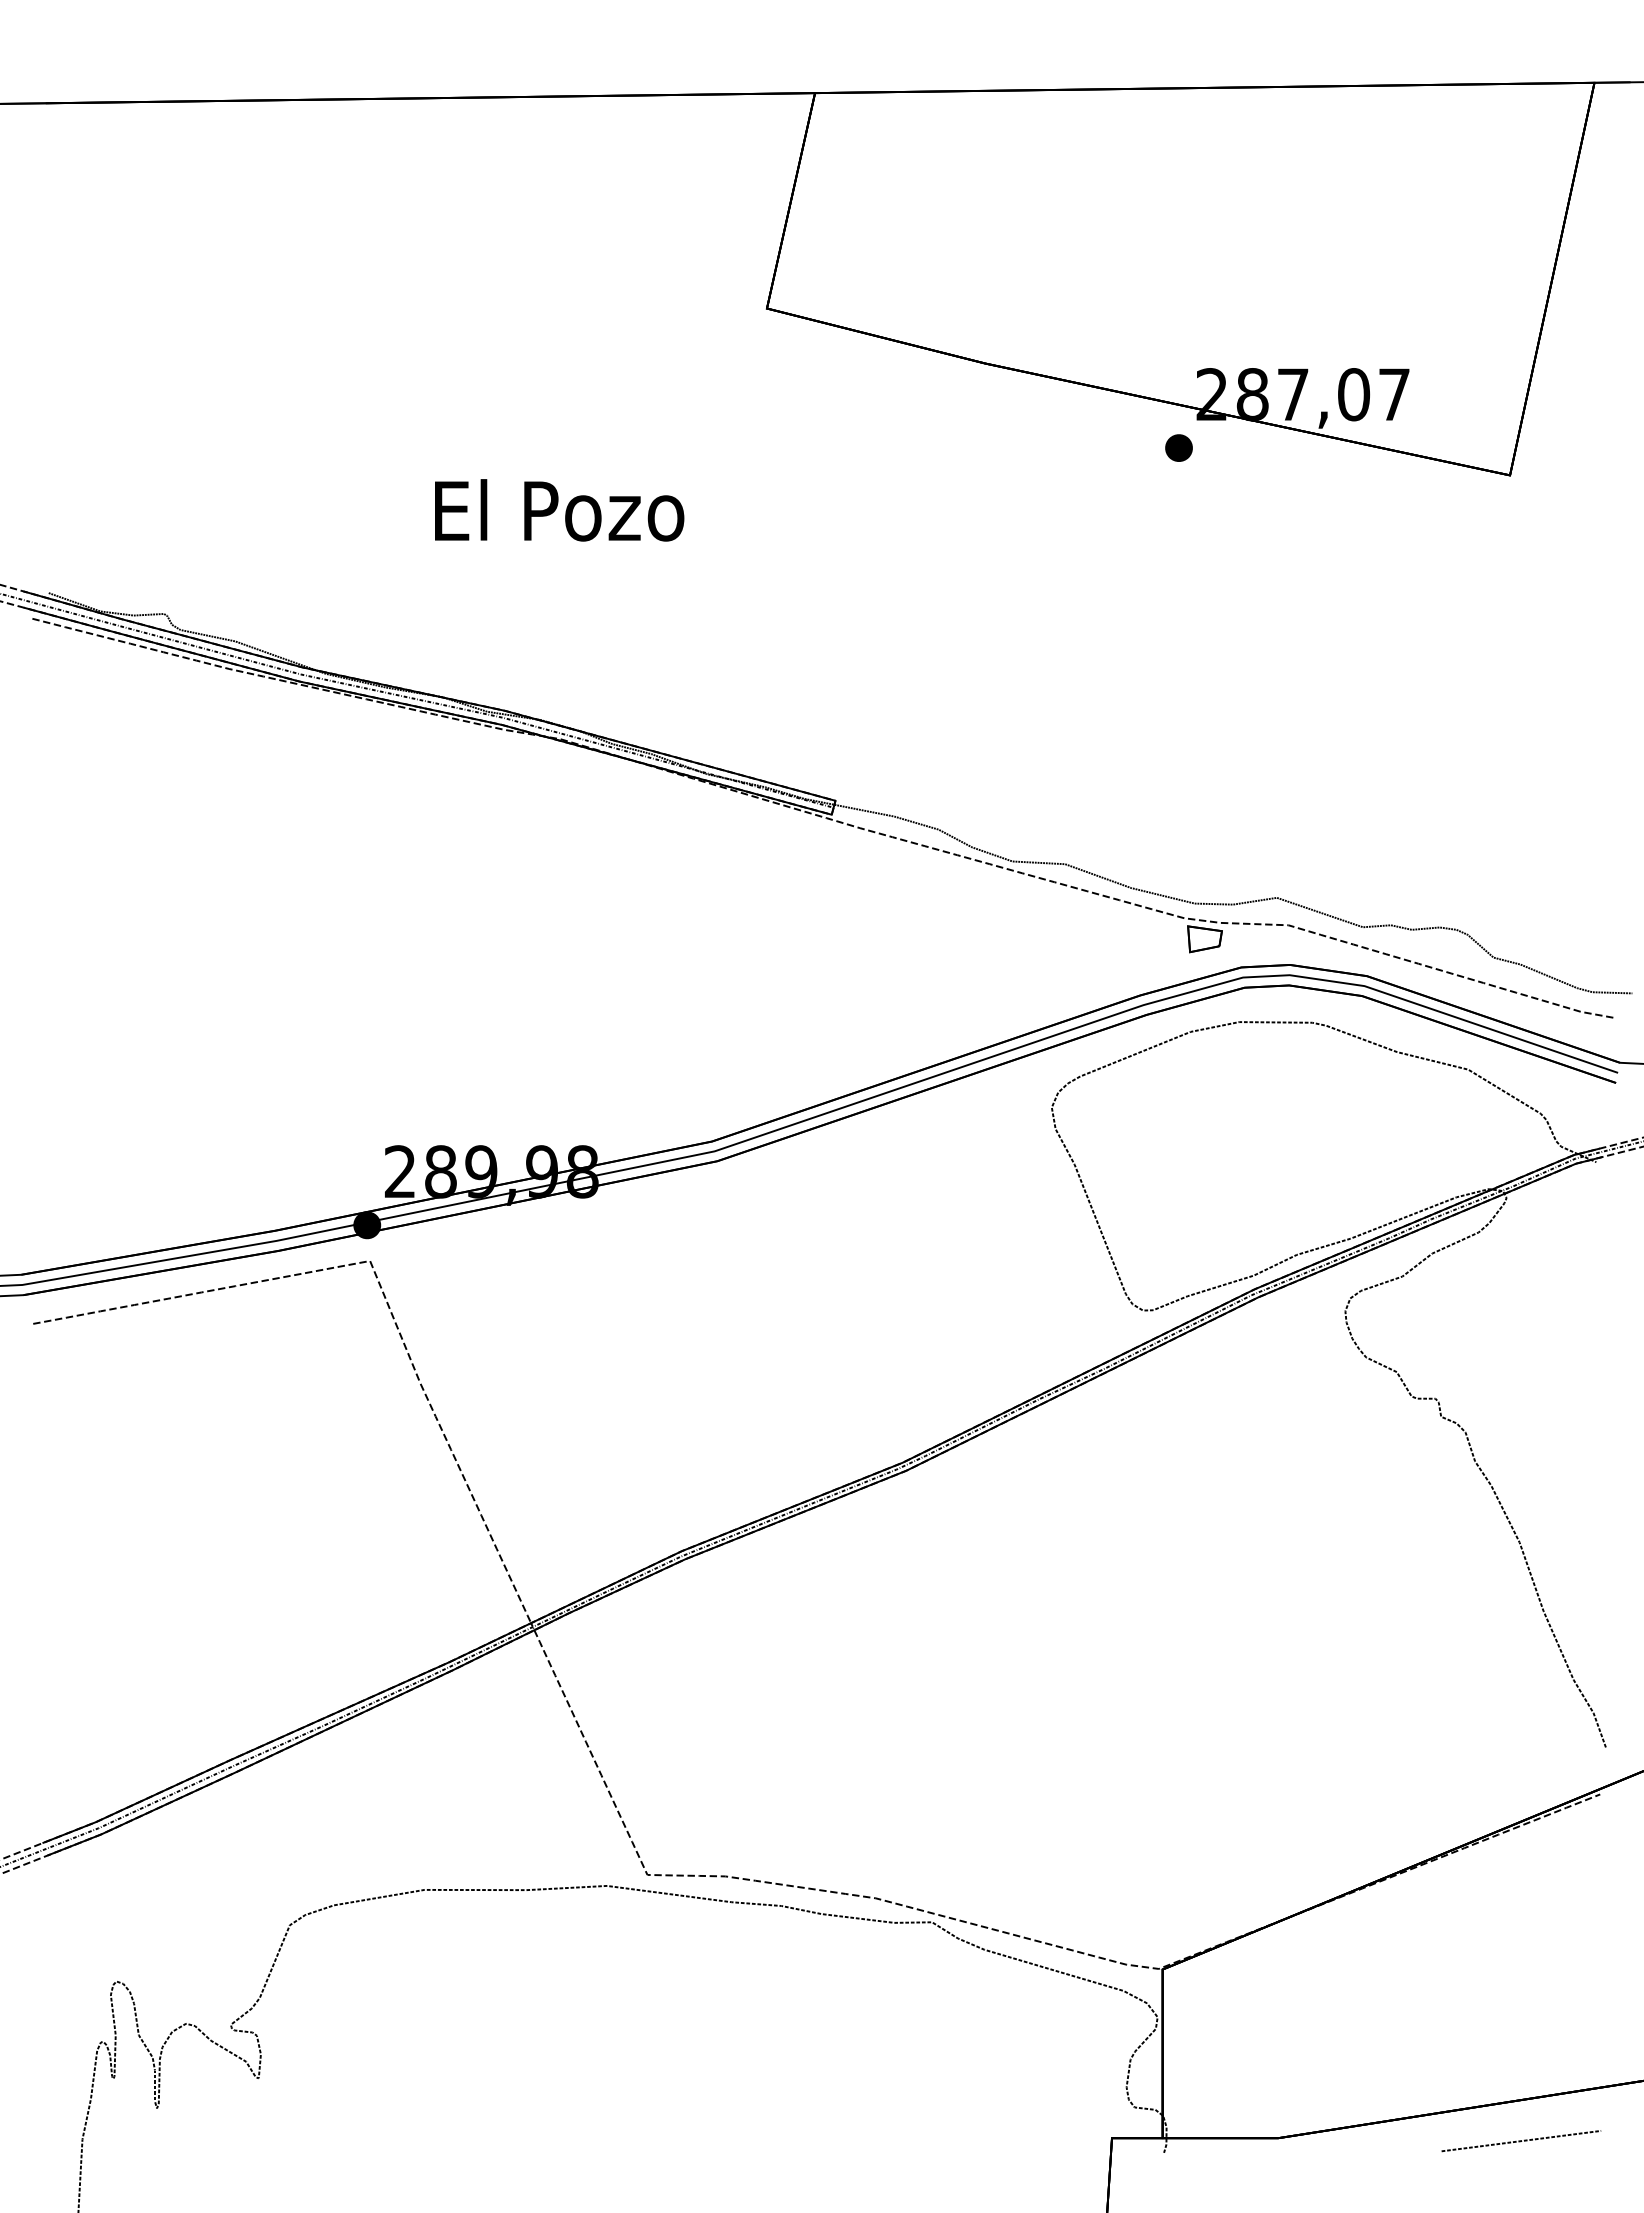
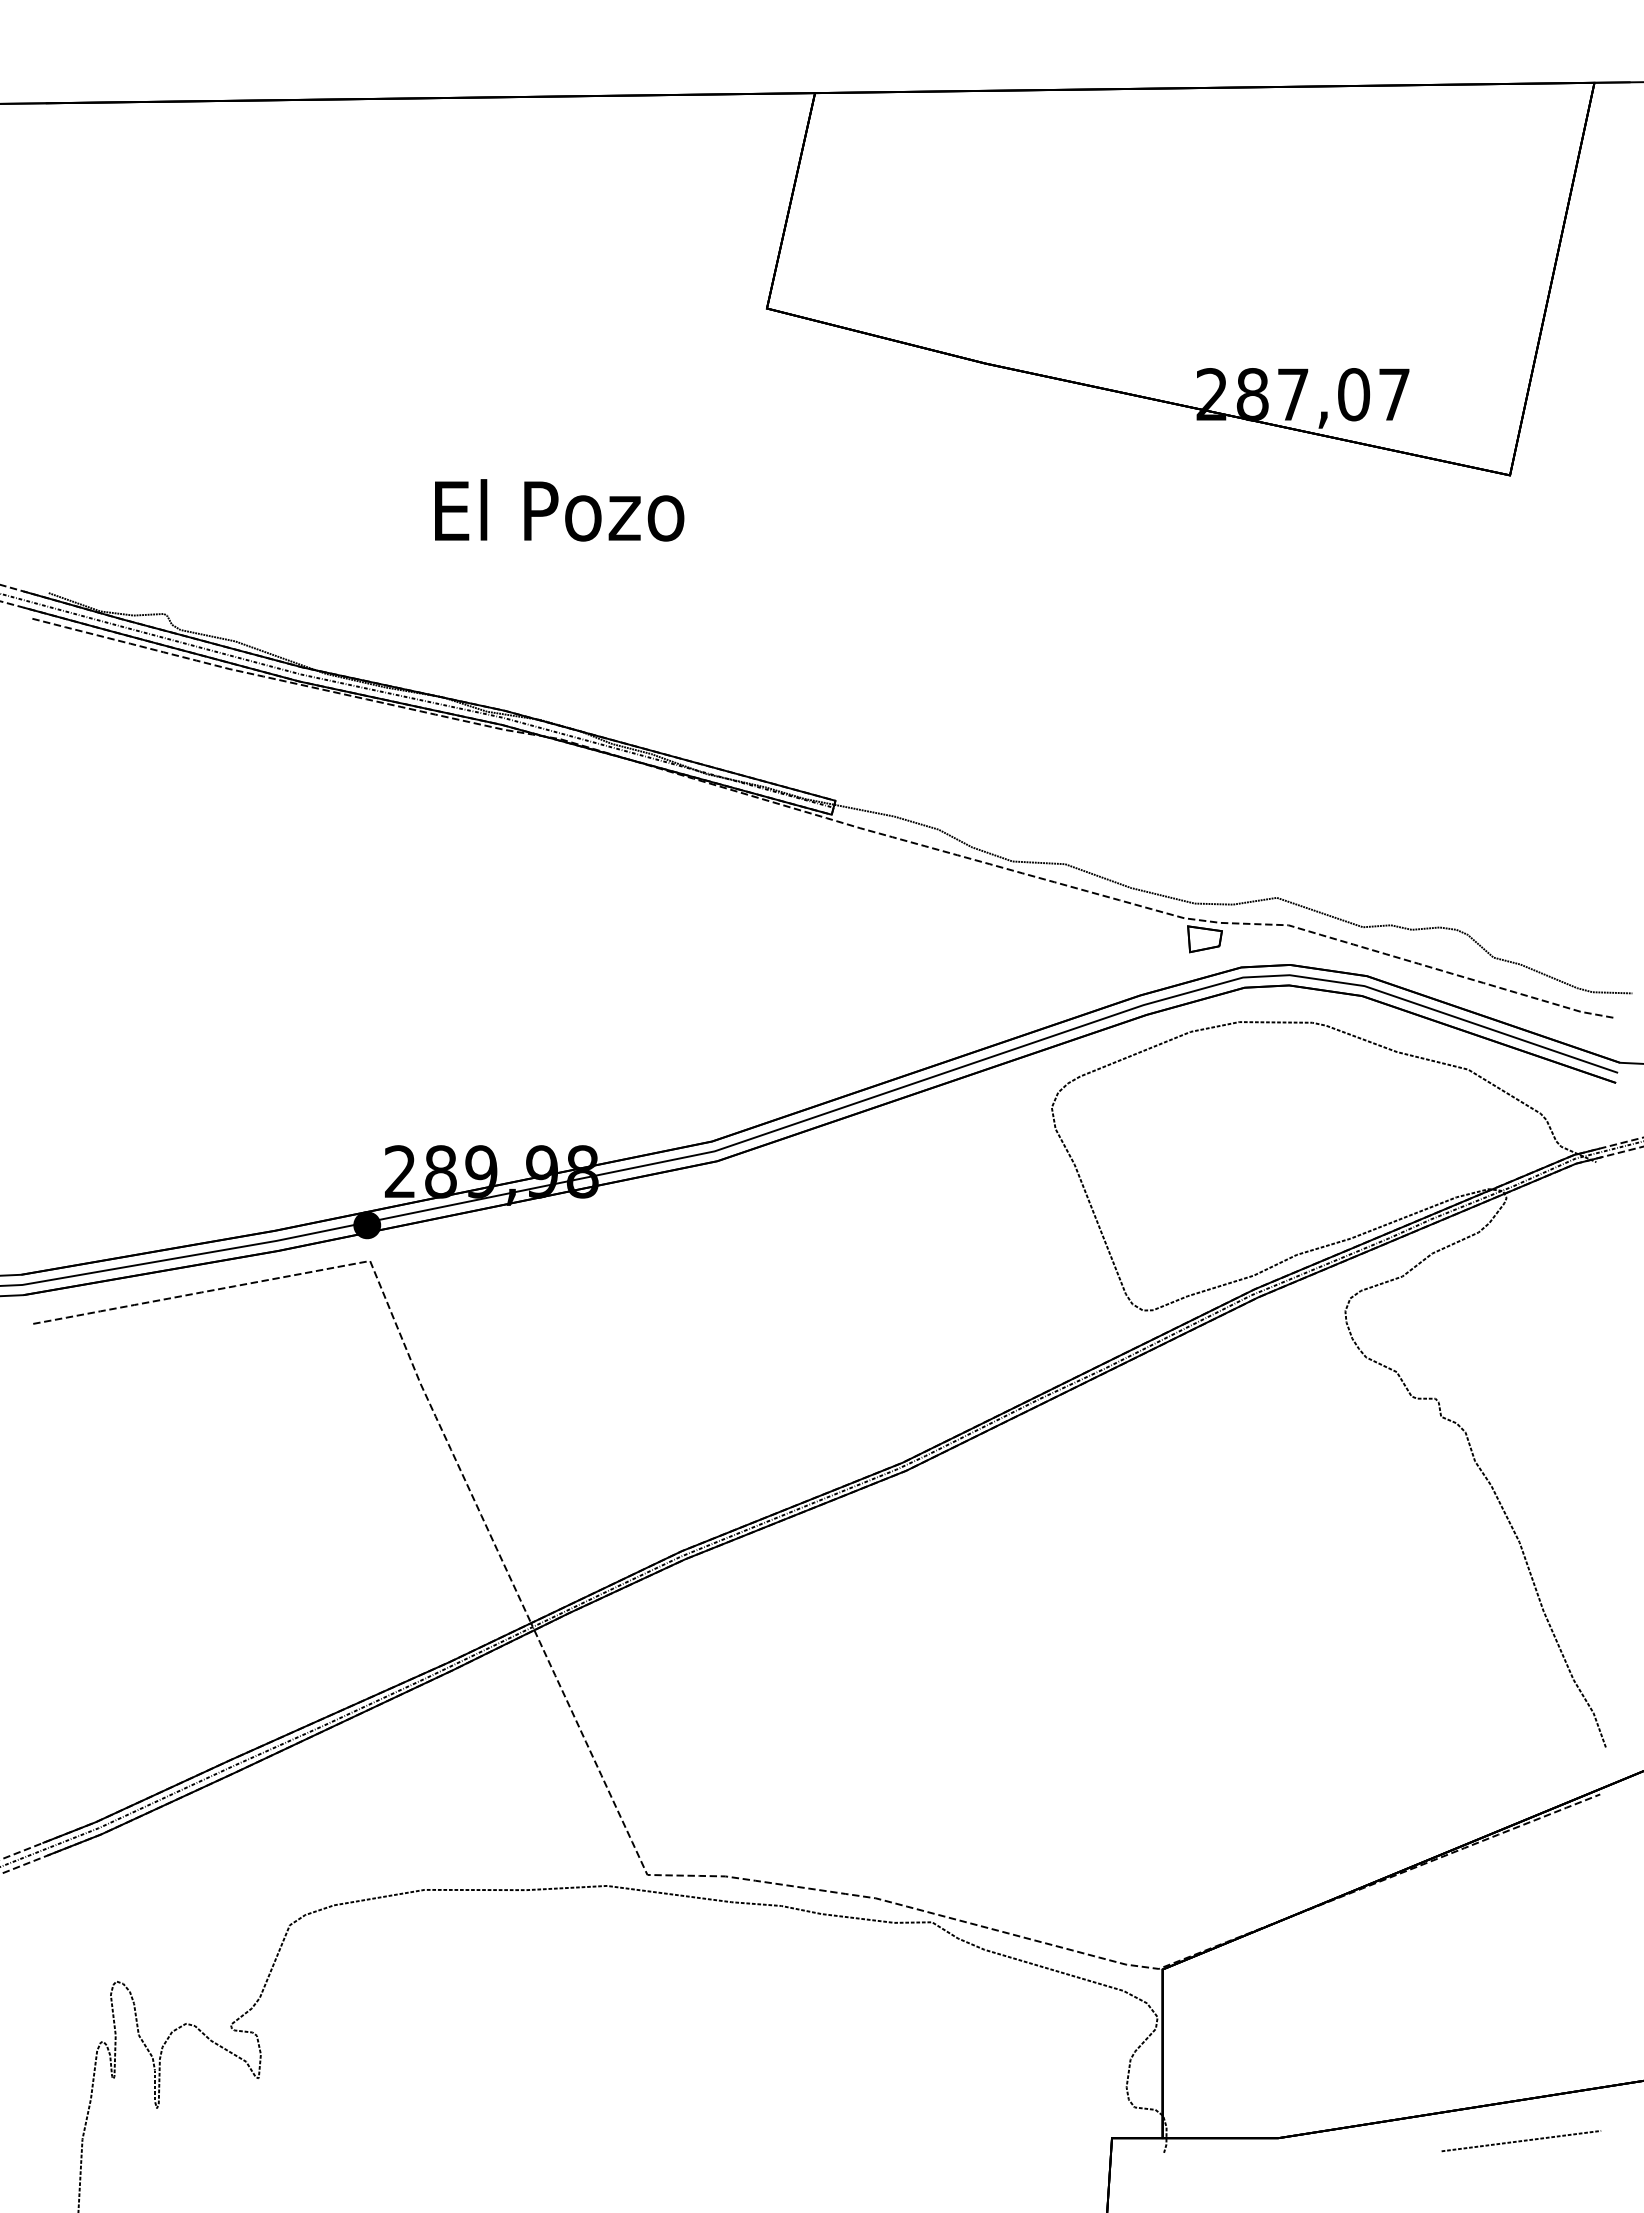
part: present -> none (1178, 447)
